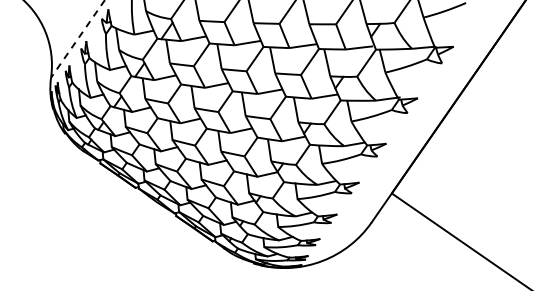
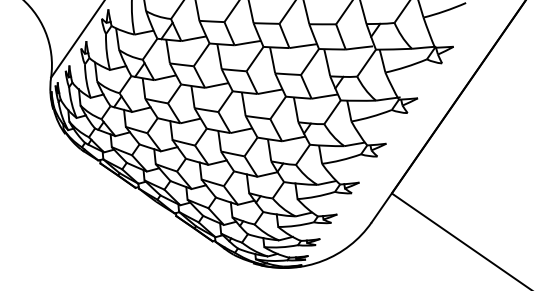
line: dashed -> solid (77, 39)
